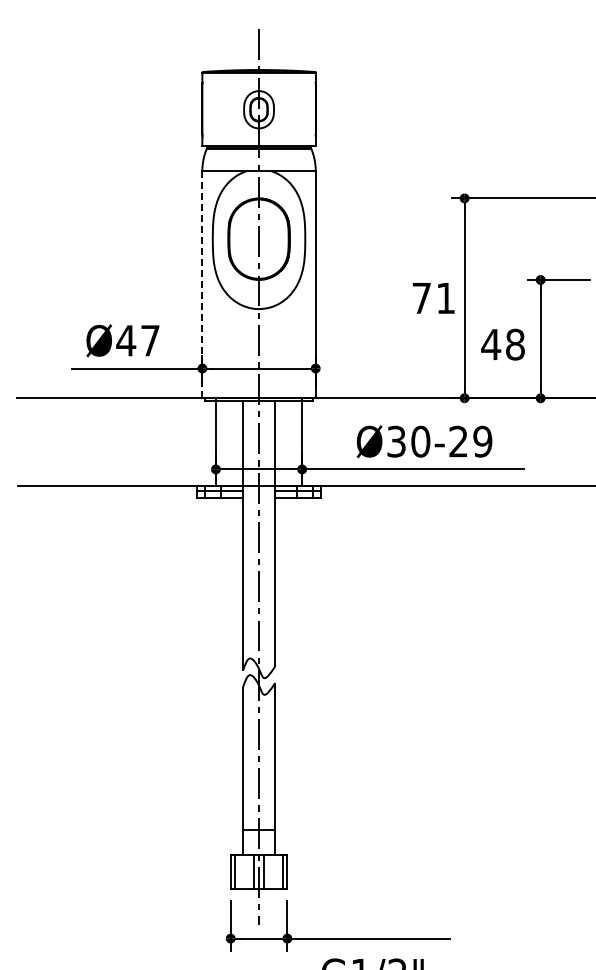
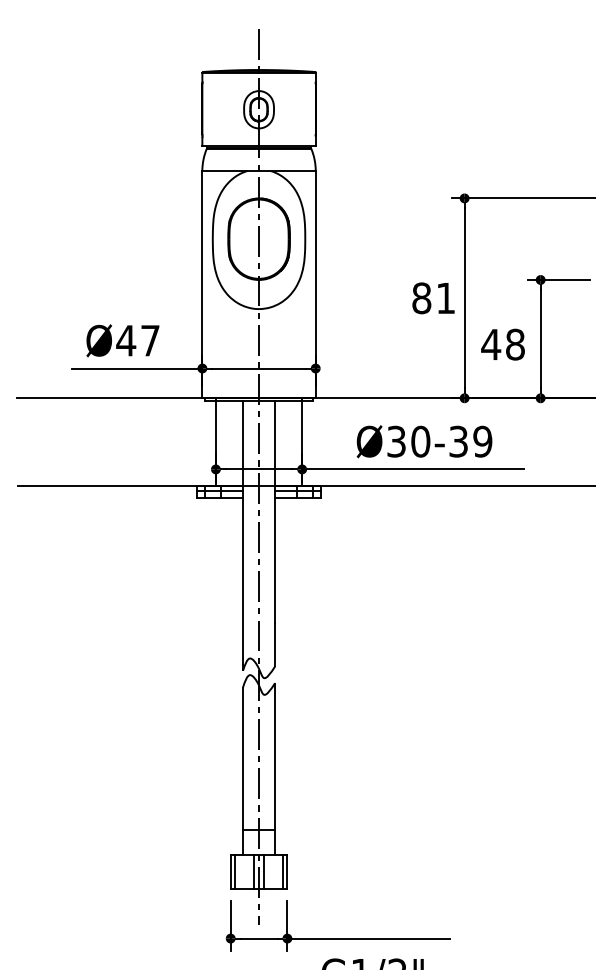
line: dashed -> solid (202, 284)
text: 71 -> 81 (421, 298)
text: Ø30-29 -> Ø30-39 (458, 441)
